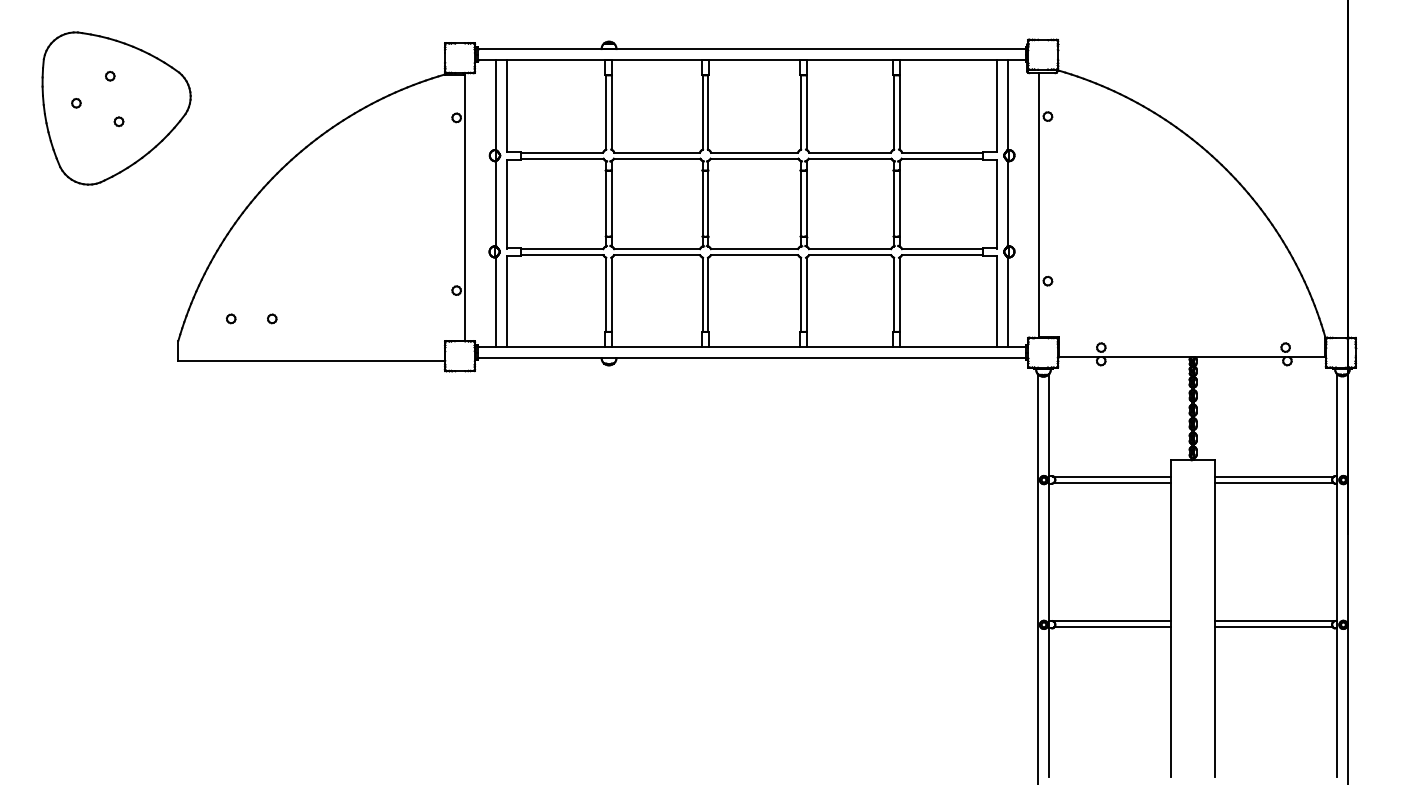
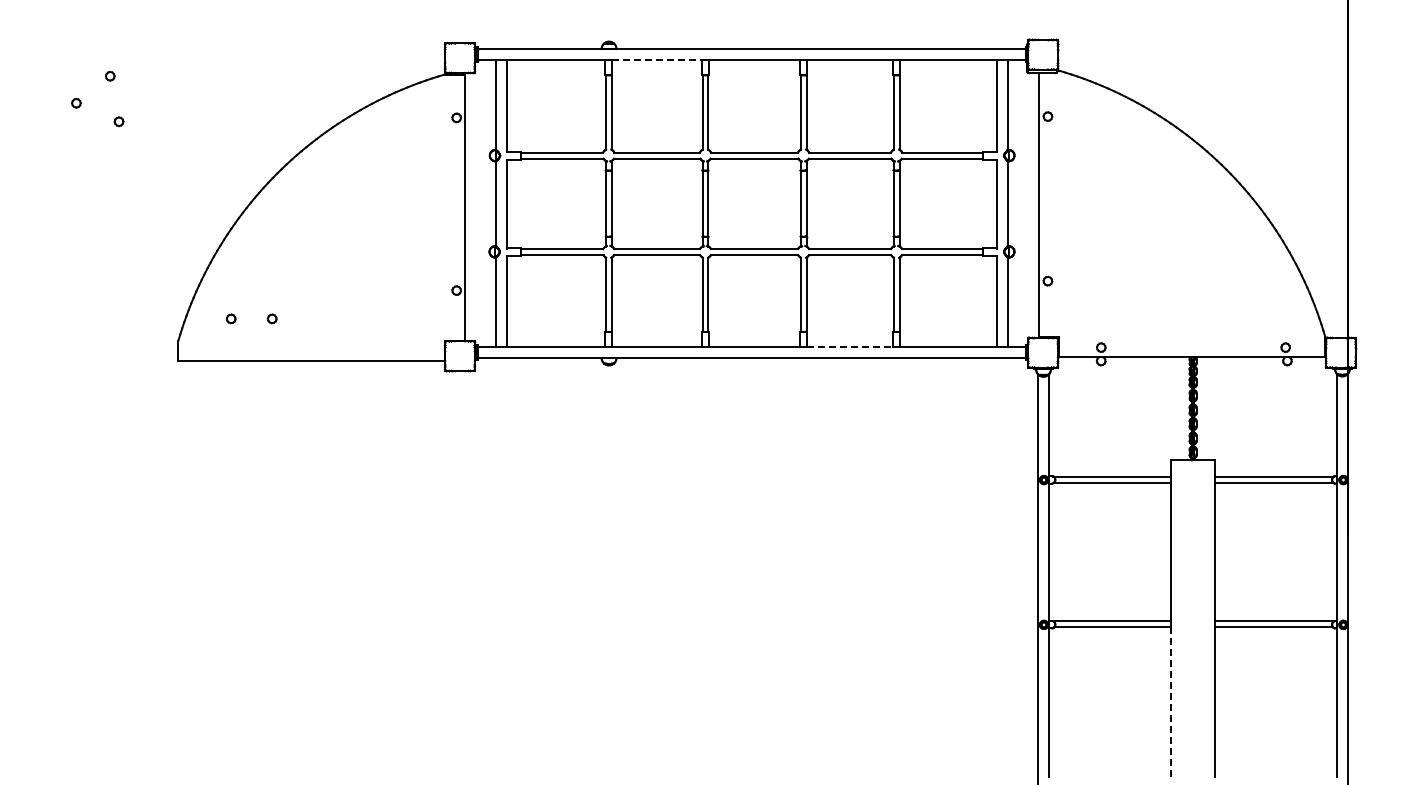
line: solid -> dashed (657, 60)
part: present -> none (116, 108)
line: solid -> dashed (850, 346)
line: solid -> dashed (1171, 702)
